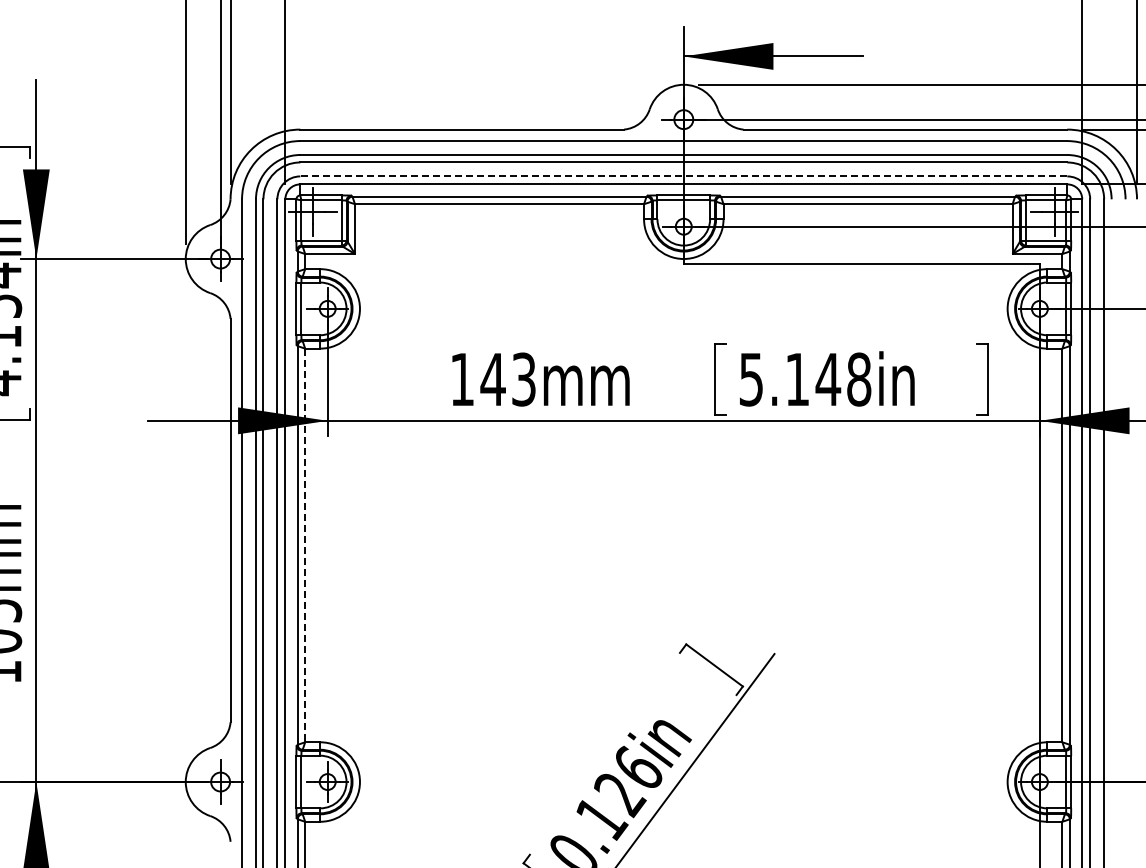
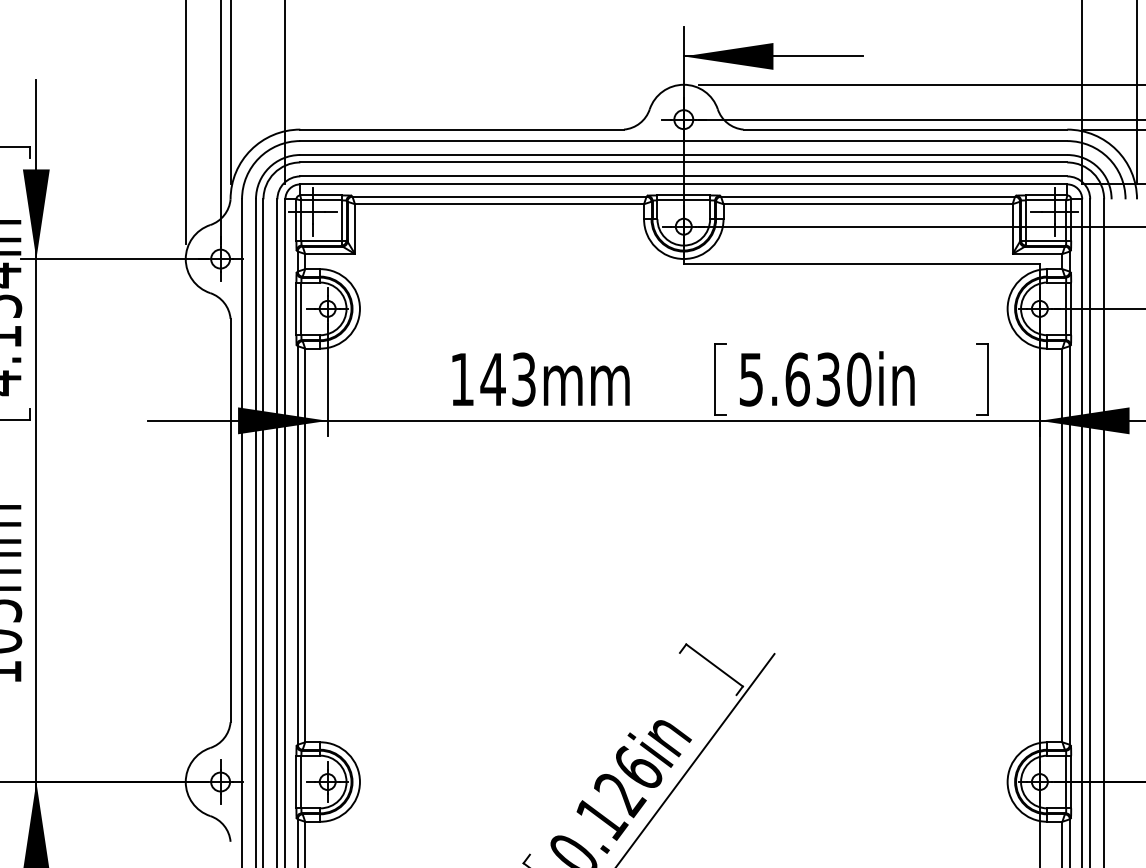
line: dashed -> solid (683, 176)
text: 5.148in -> 5.630in (828, 379)
line: dashed -> solid (305, 545)
